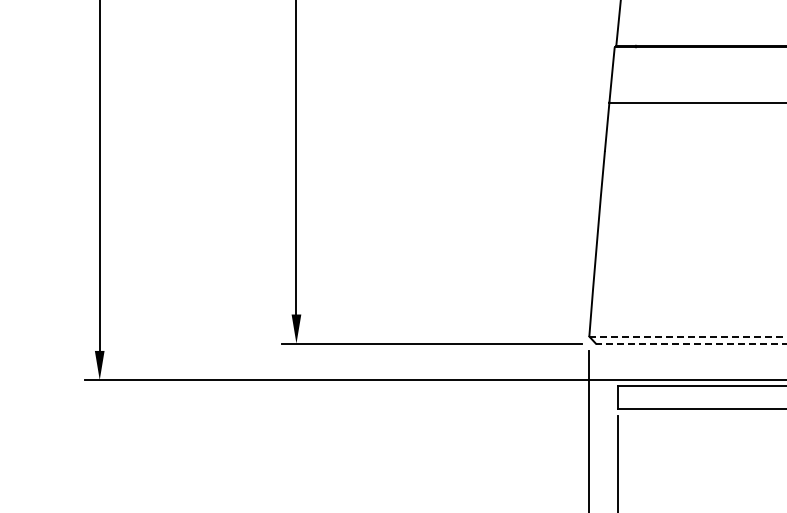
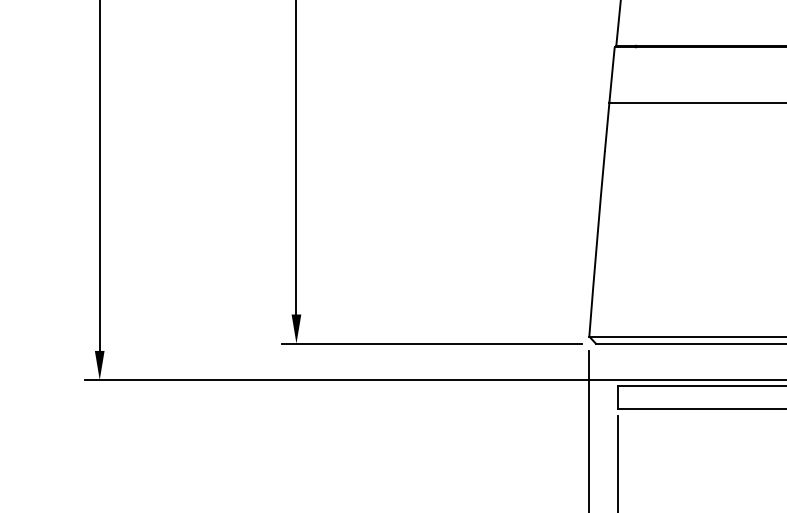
line: dashed -> solid (688, 336)
line: dashed -> solid (690, 343)
